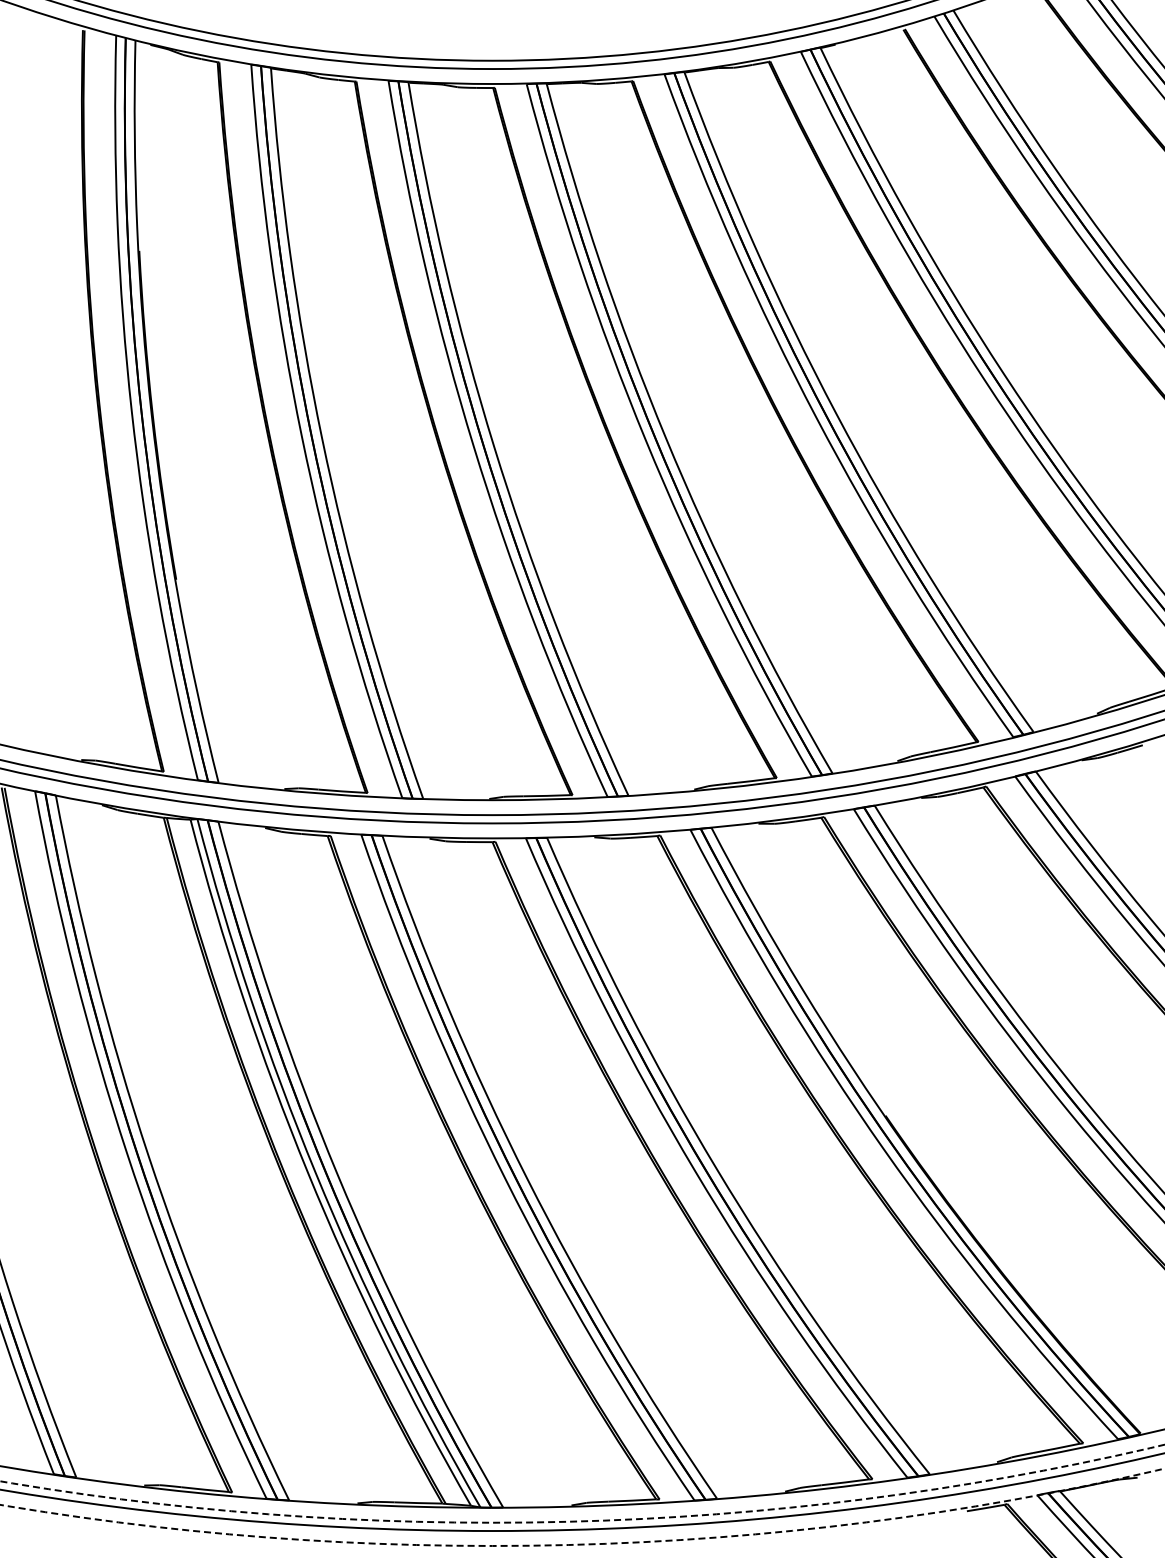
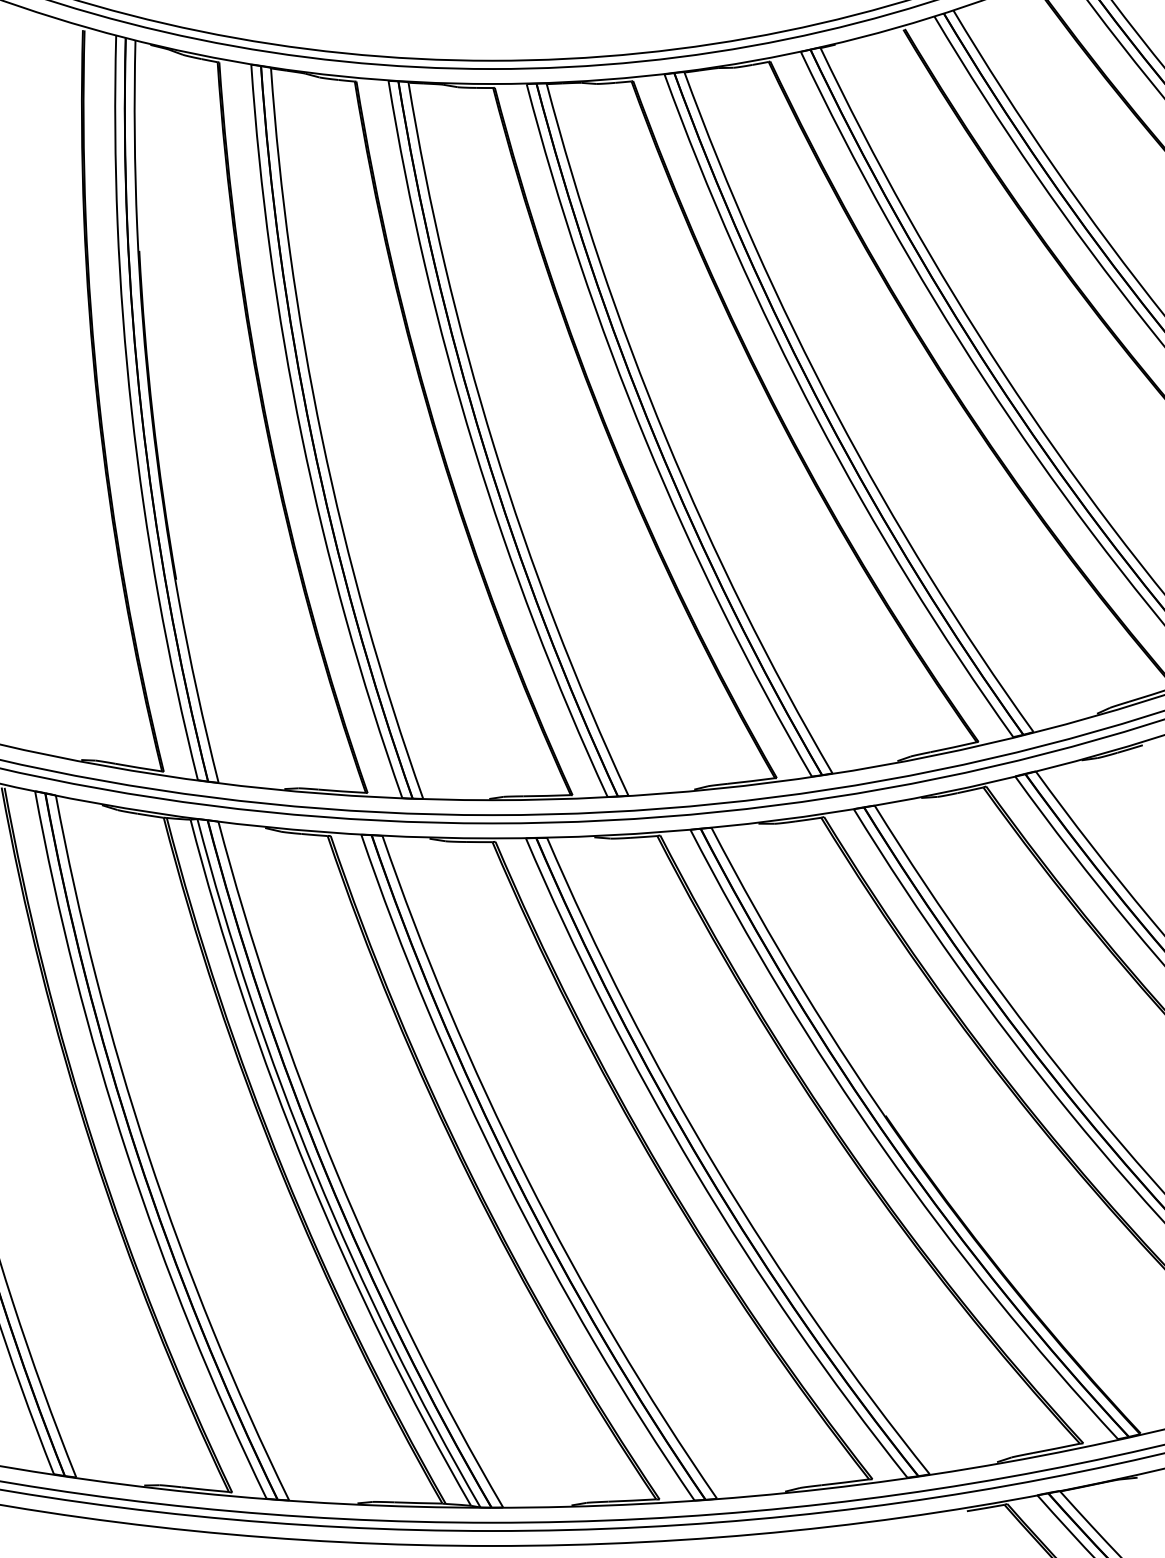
circle: dashed -> solid (582, 1483)
circle: dashed -> solid (582, 1506)
